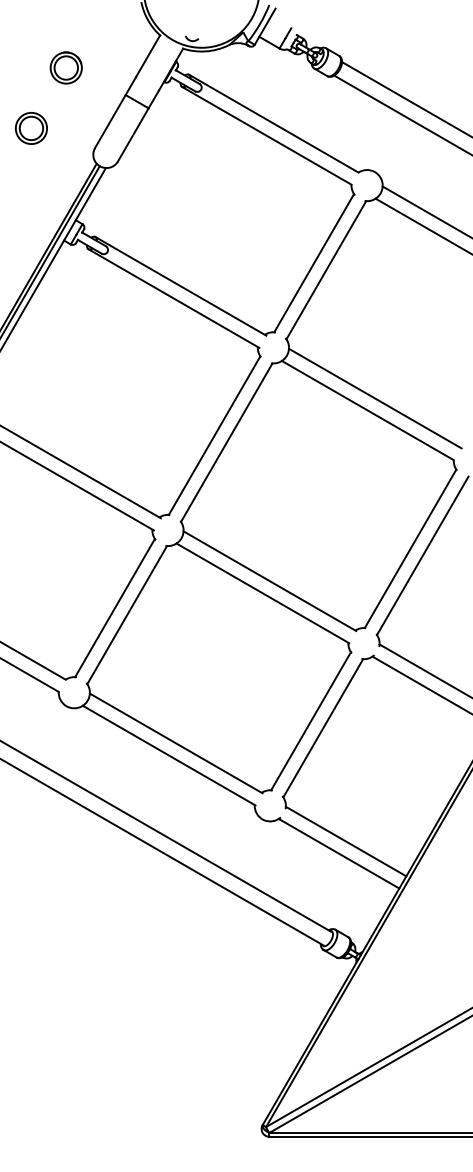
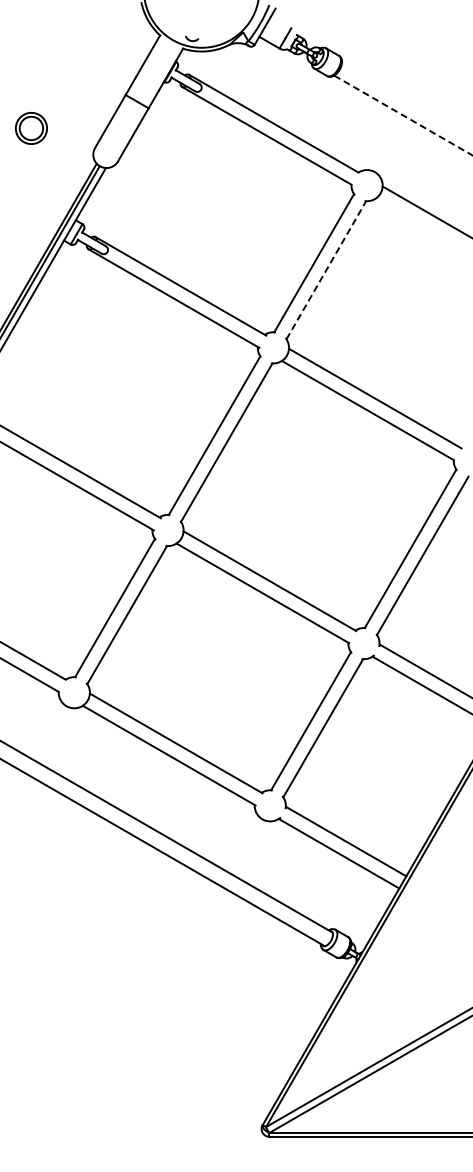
part: present -> none (65, 67)
line: present -> none (405, 98)
line: solid -> dashed (403, 115)
line: present -> none (422, 225)
line: solid -> dashed (326, 270)
